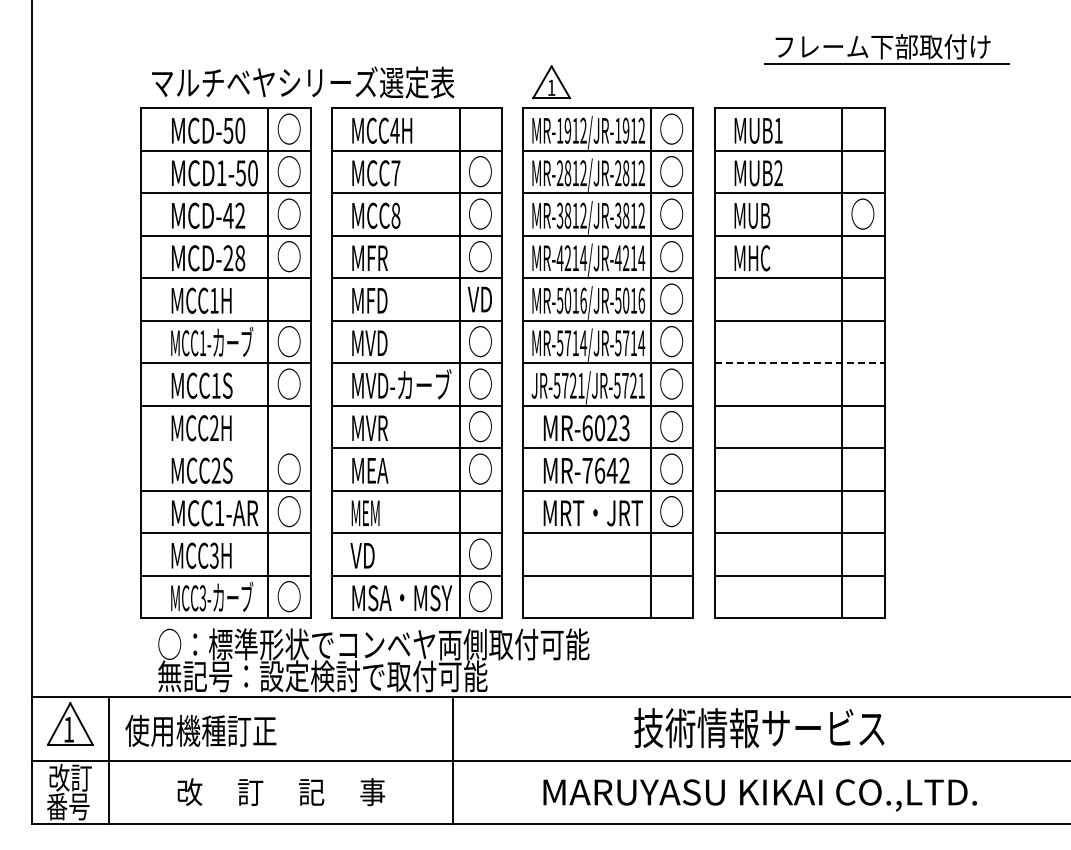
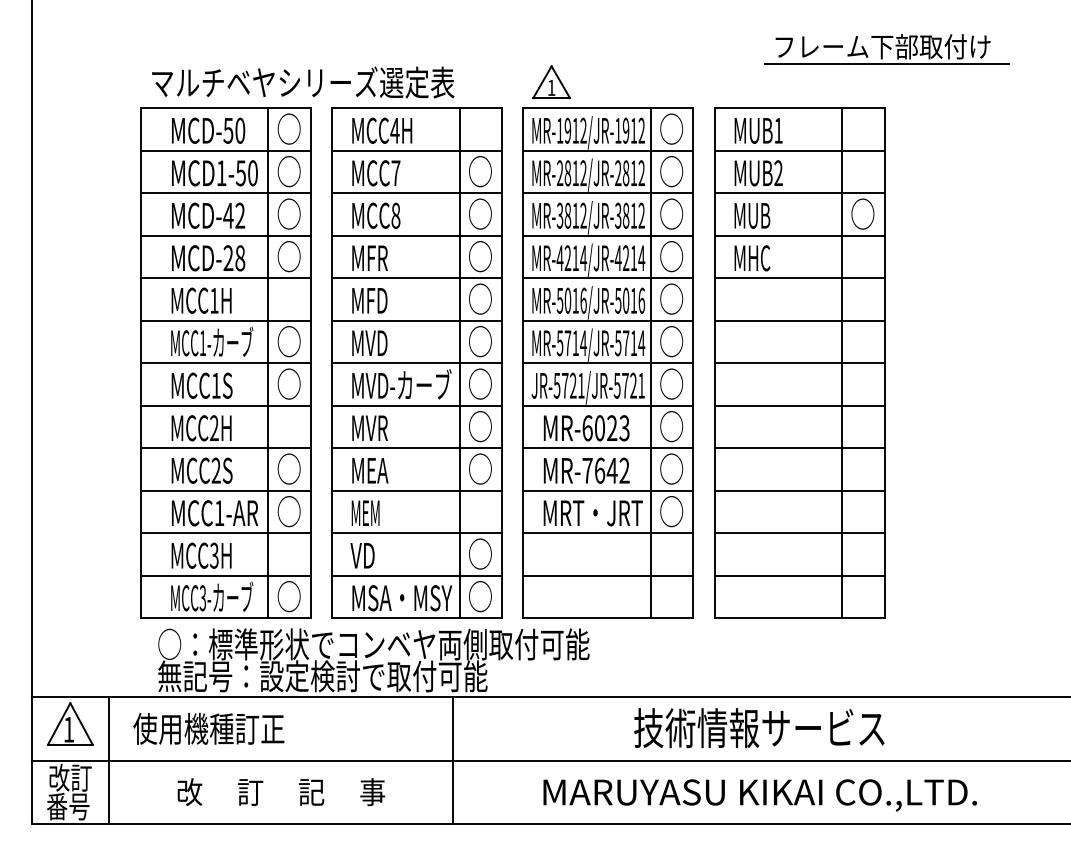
text: VD -> ○ (479, 298)
line: dashed -> solid (799, 363)
line: none -> present (225, 448)
text position: (200, 730) -> (208, 728) (208, 728)
